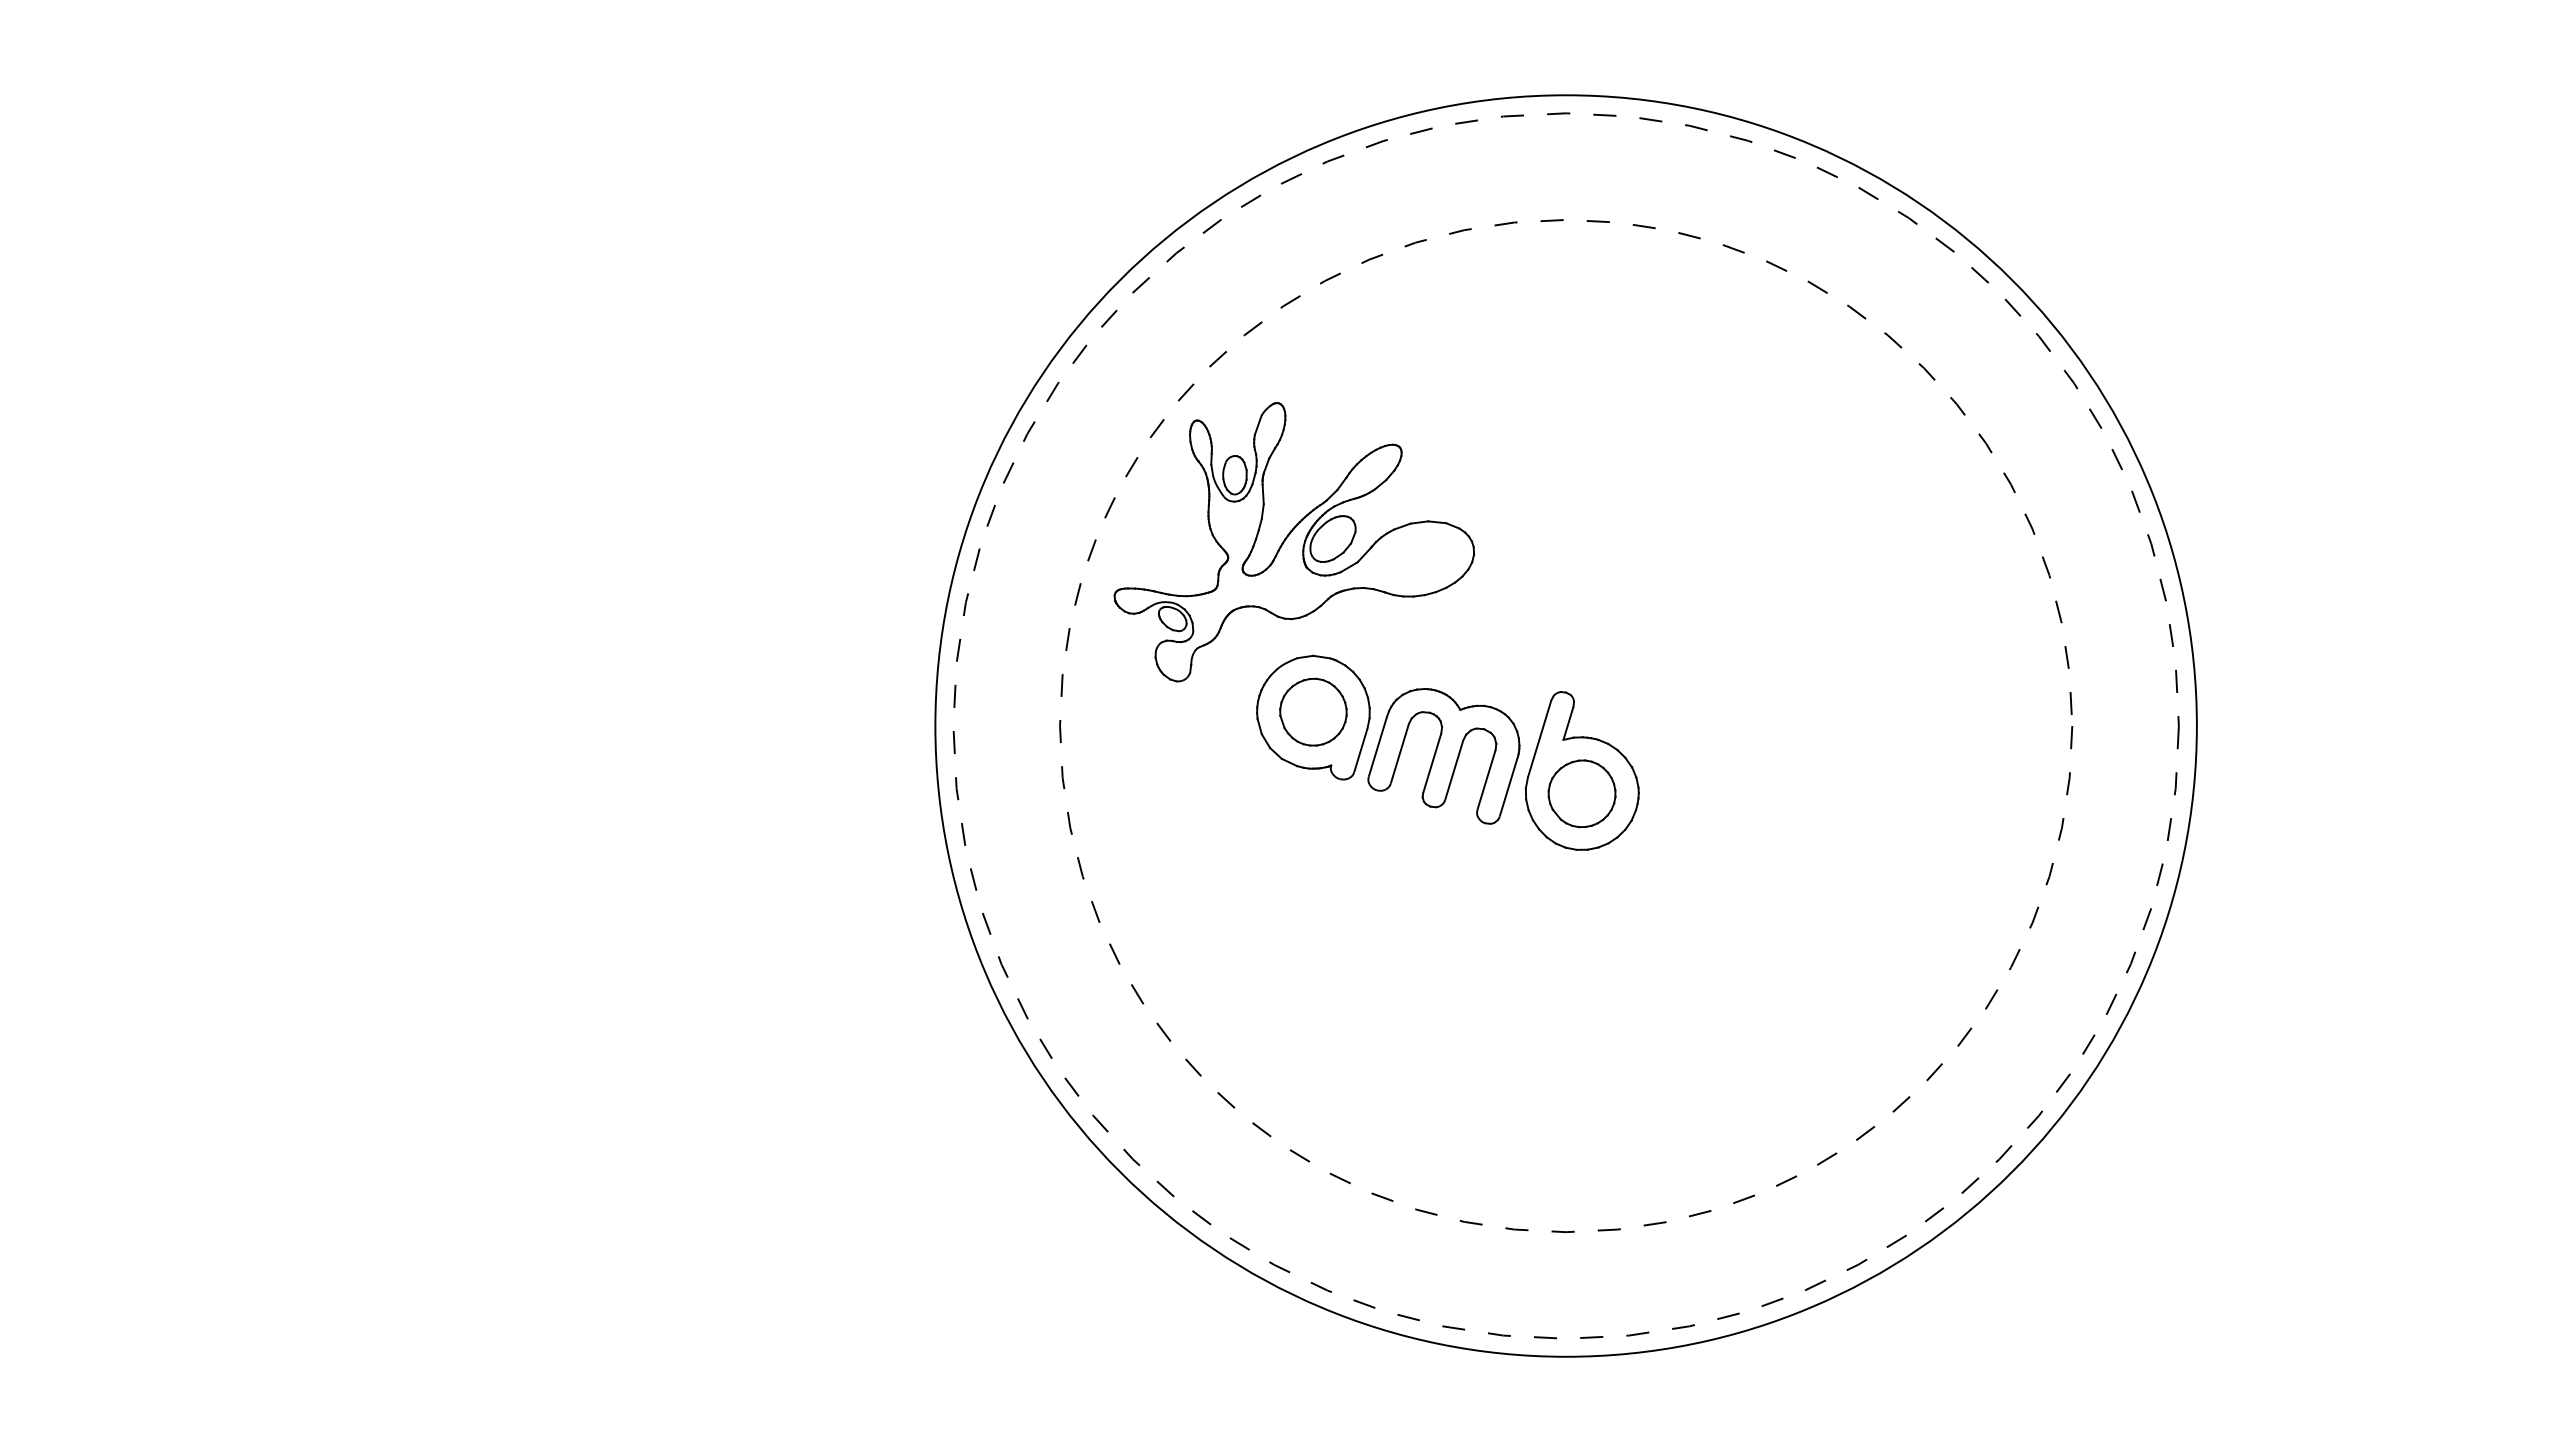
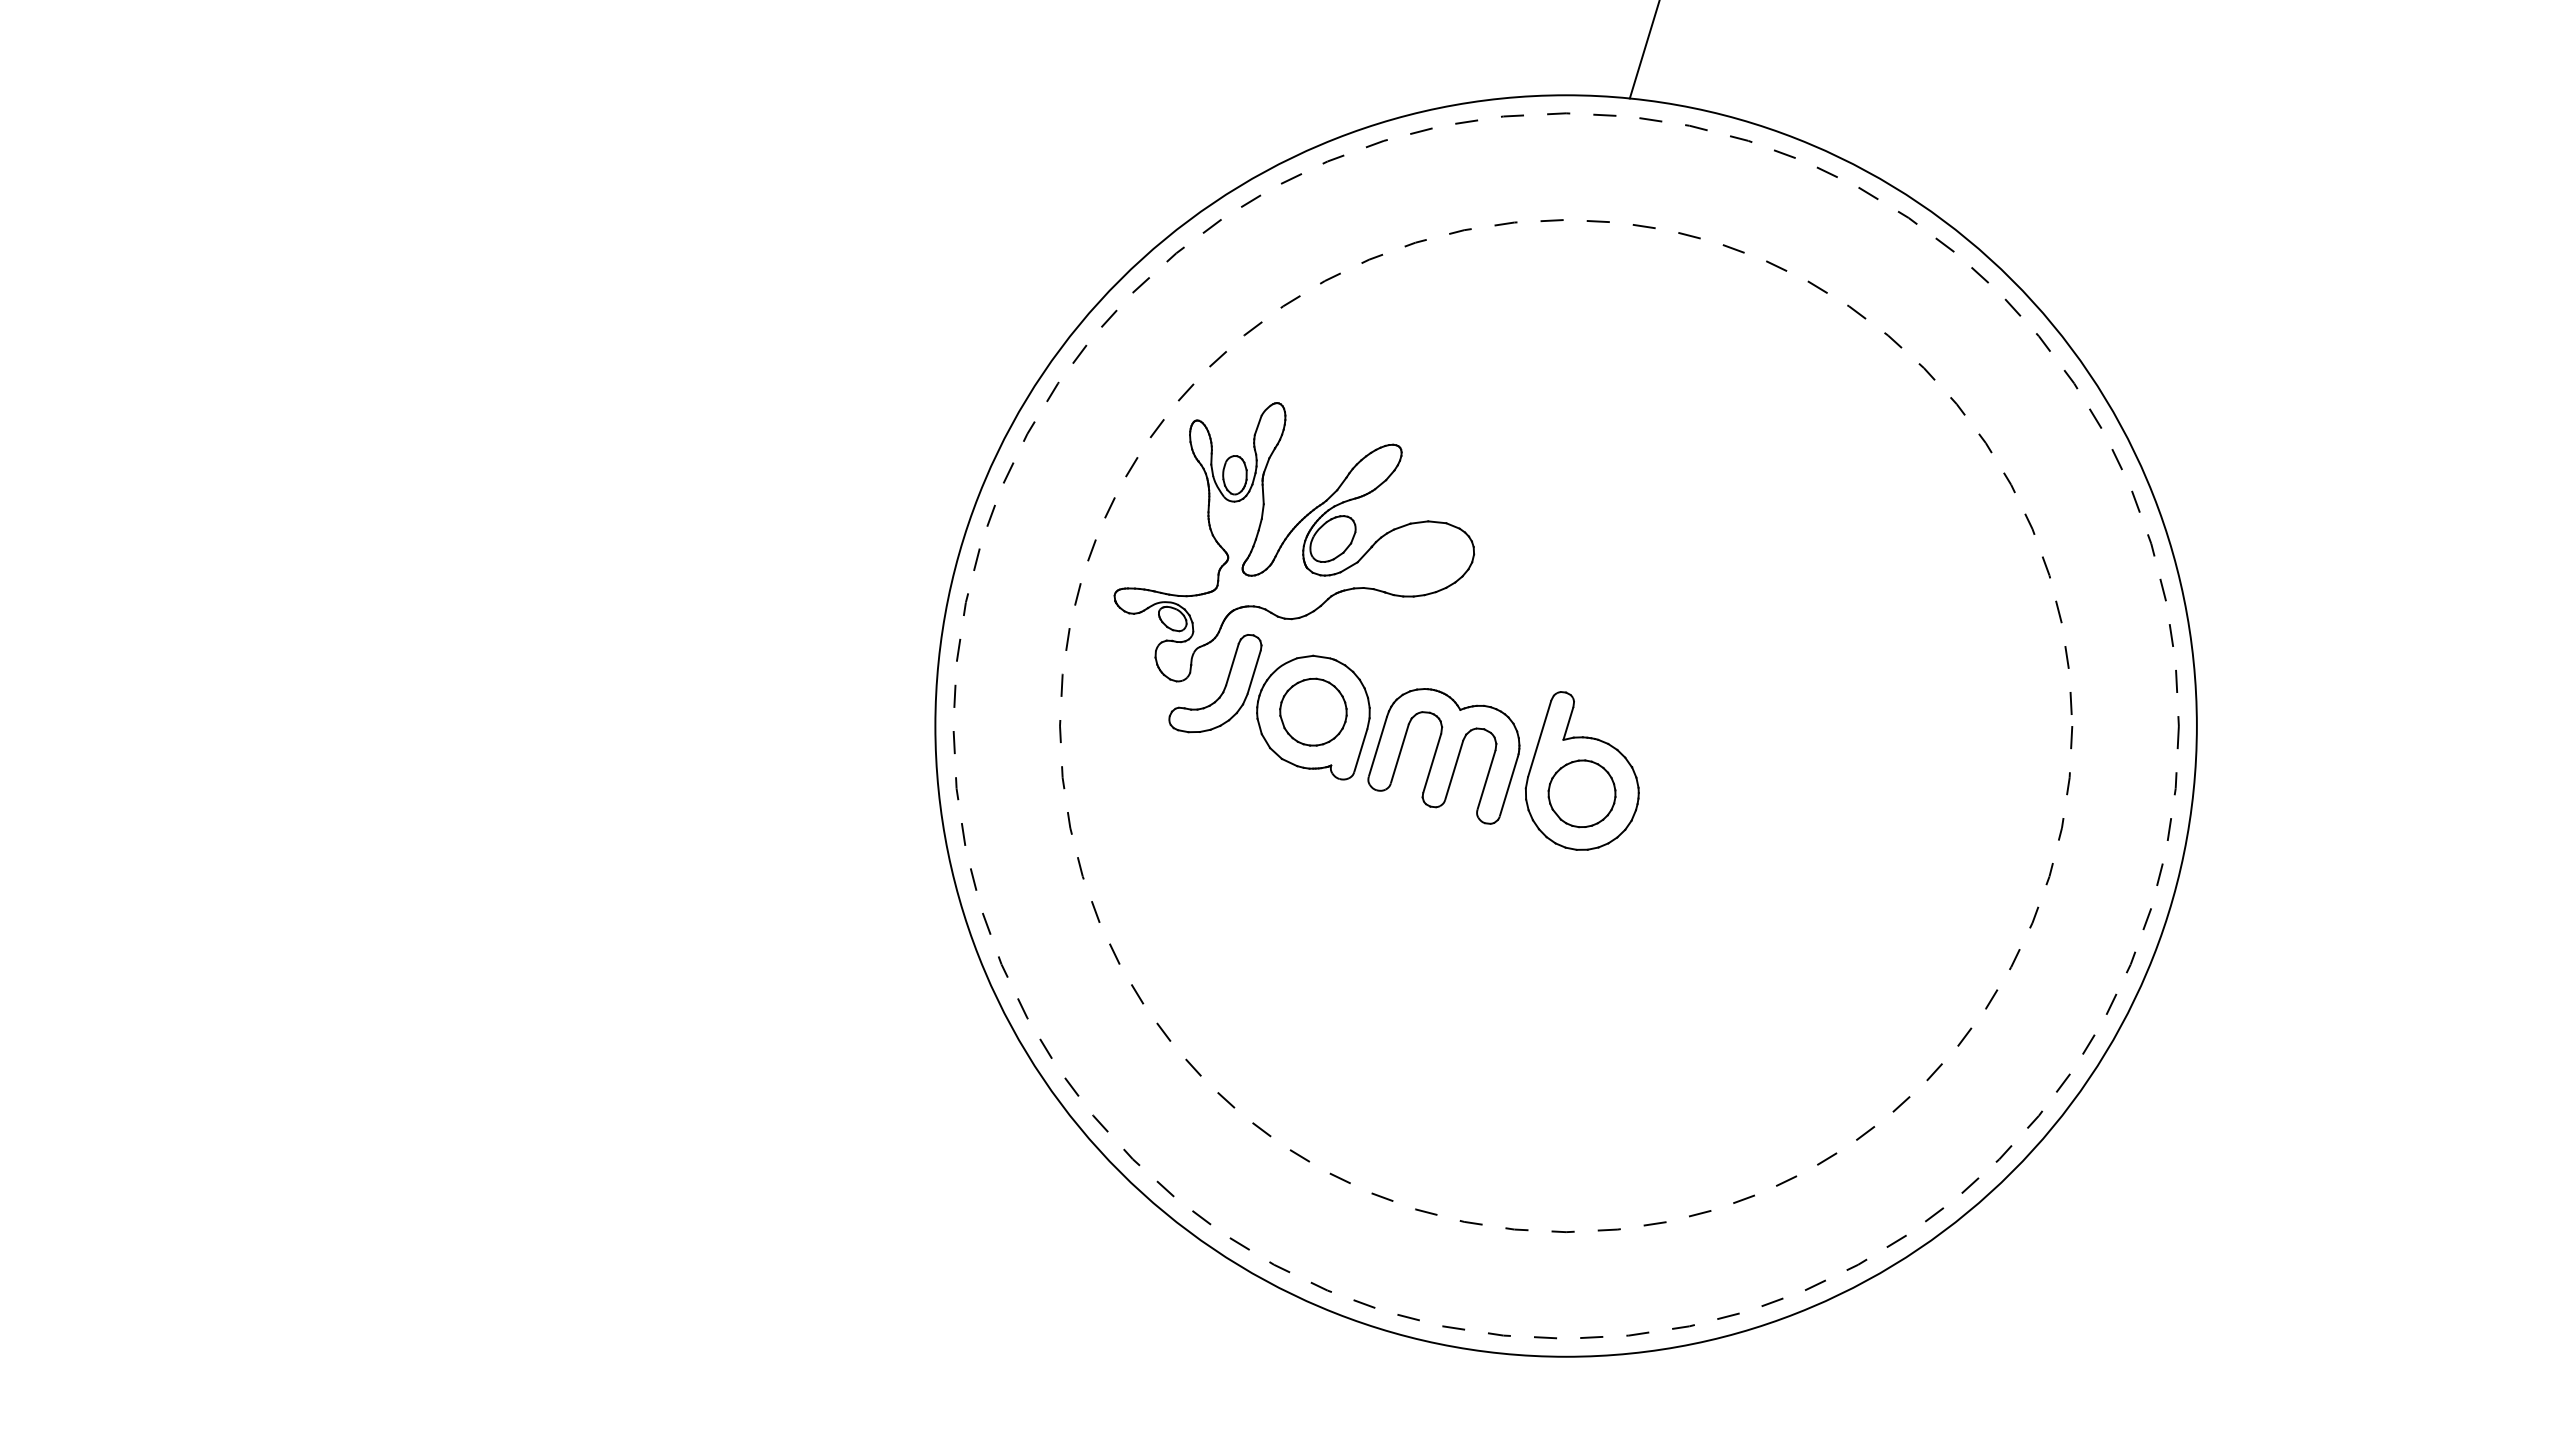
line: none -> present (1643, 50)
part: none -> present (1223, 688)
